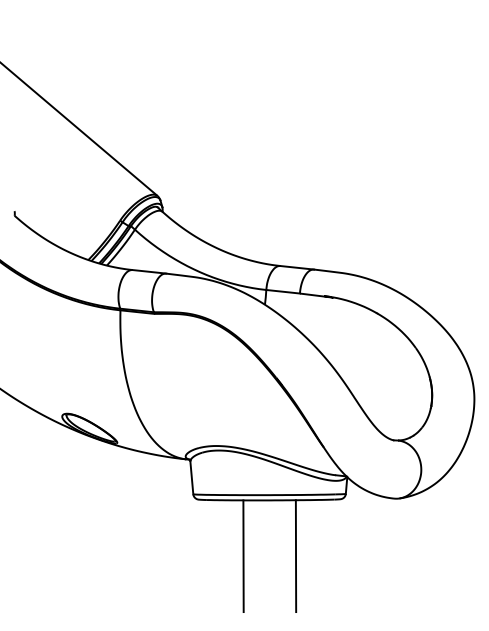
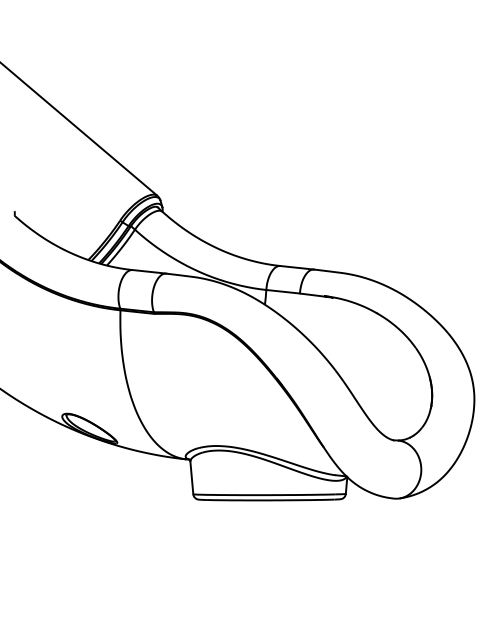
line: present -> none (243, 556)
line: present -> none (295, 556)
